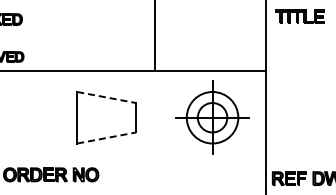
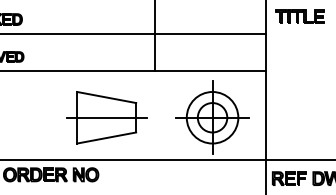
line: none -> present (133, 34)
line: dashed -> solid (106, 97)
line: none -> present (106, 117)
line: dashed -> solid (106, 138)
line: none -> present (167, 159)
